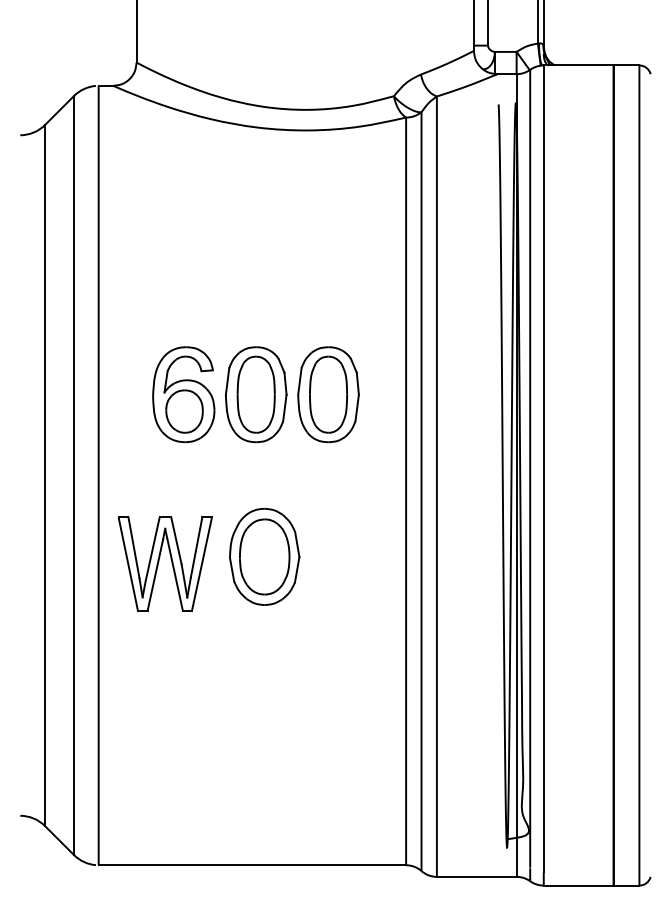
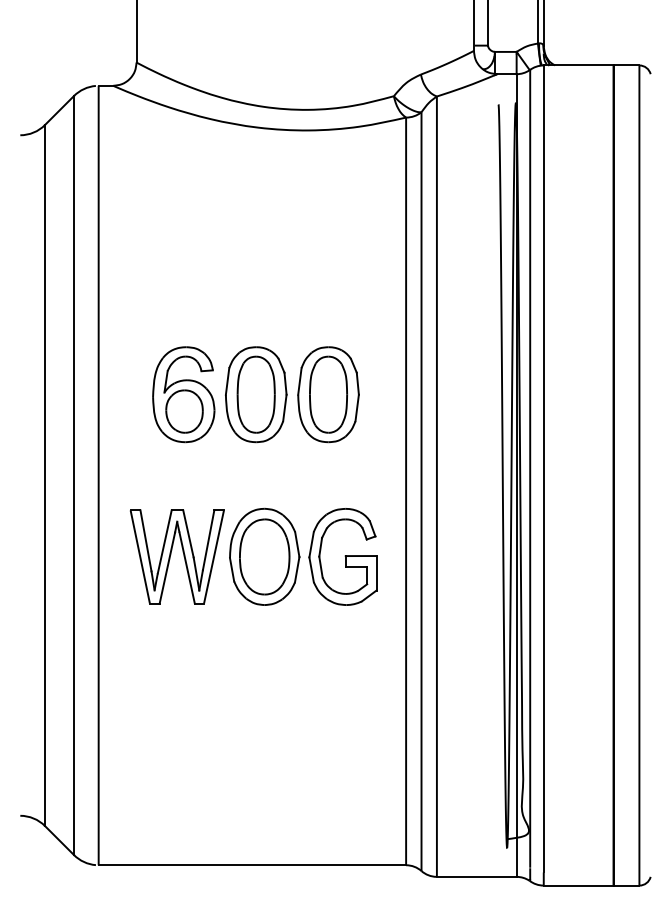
part: none -> present (342, 556)
part position: (164, 563) -> (176, 556) (176, 556)
